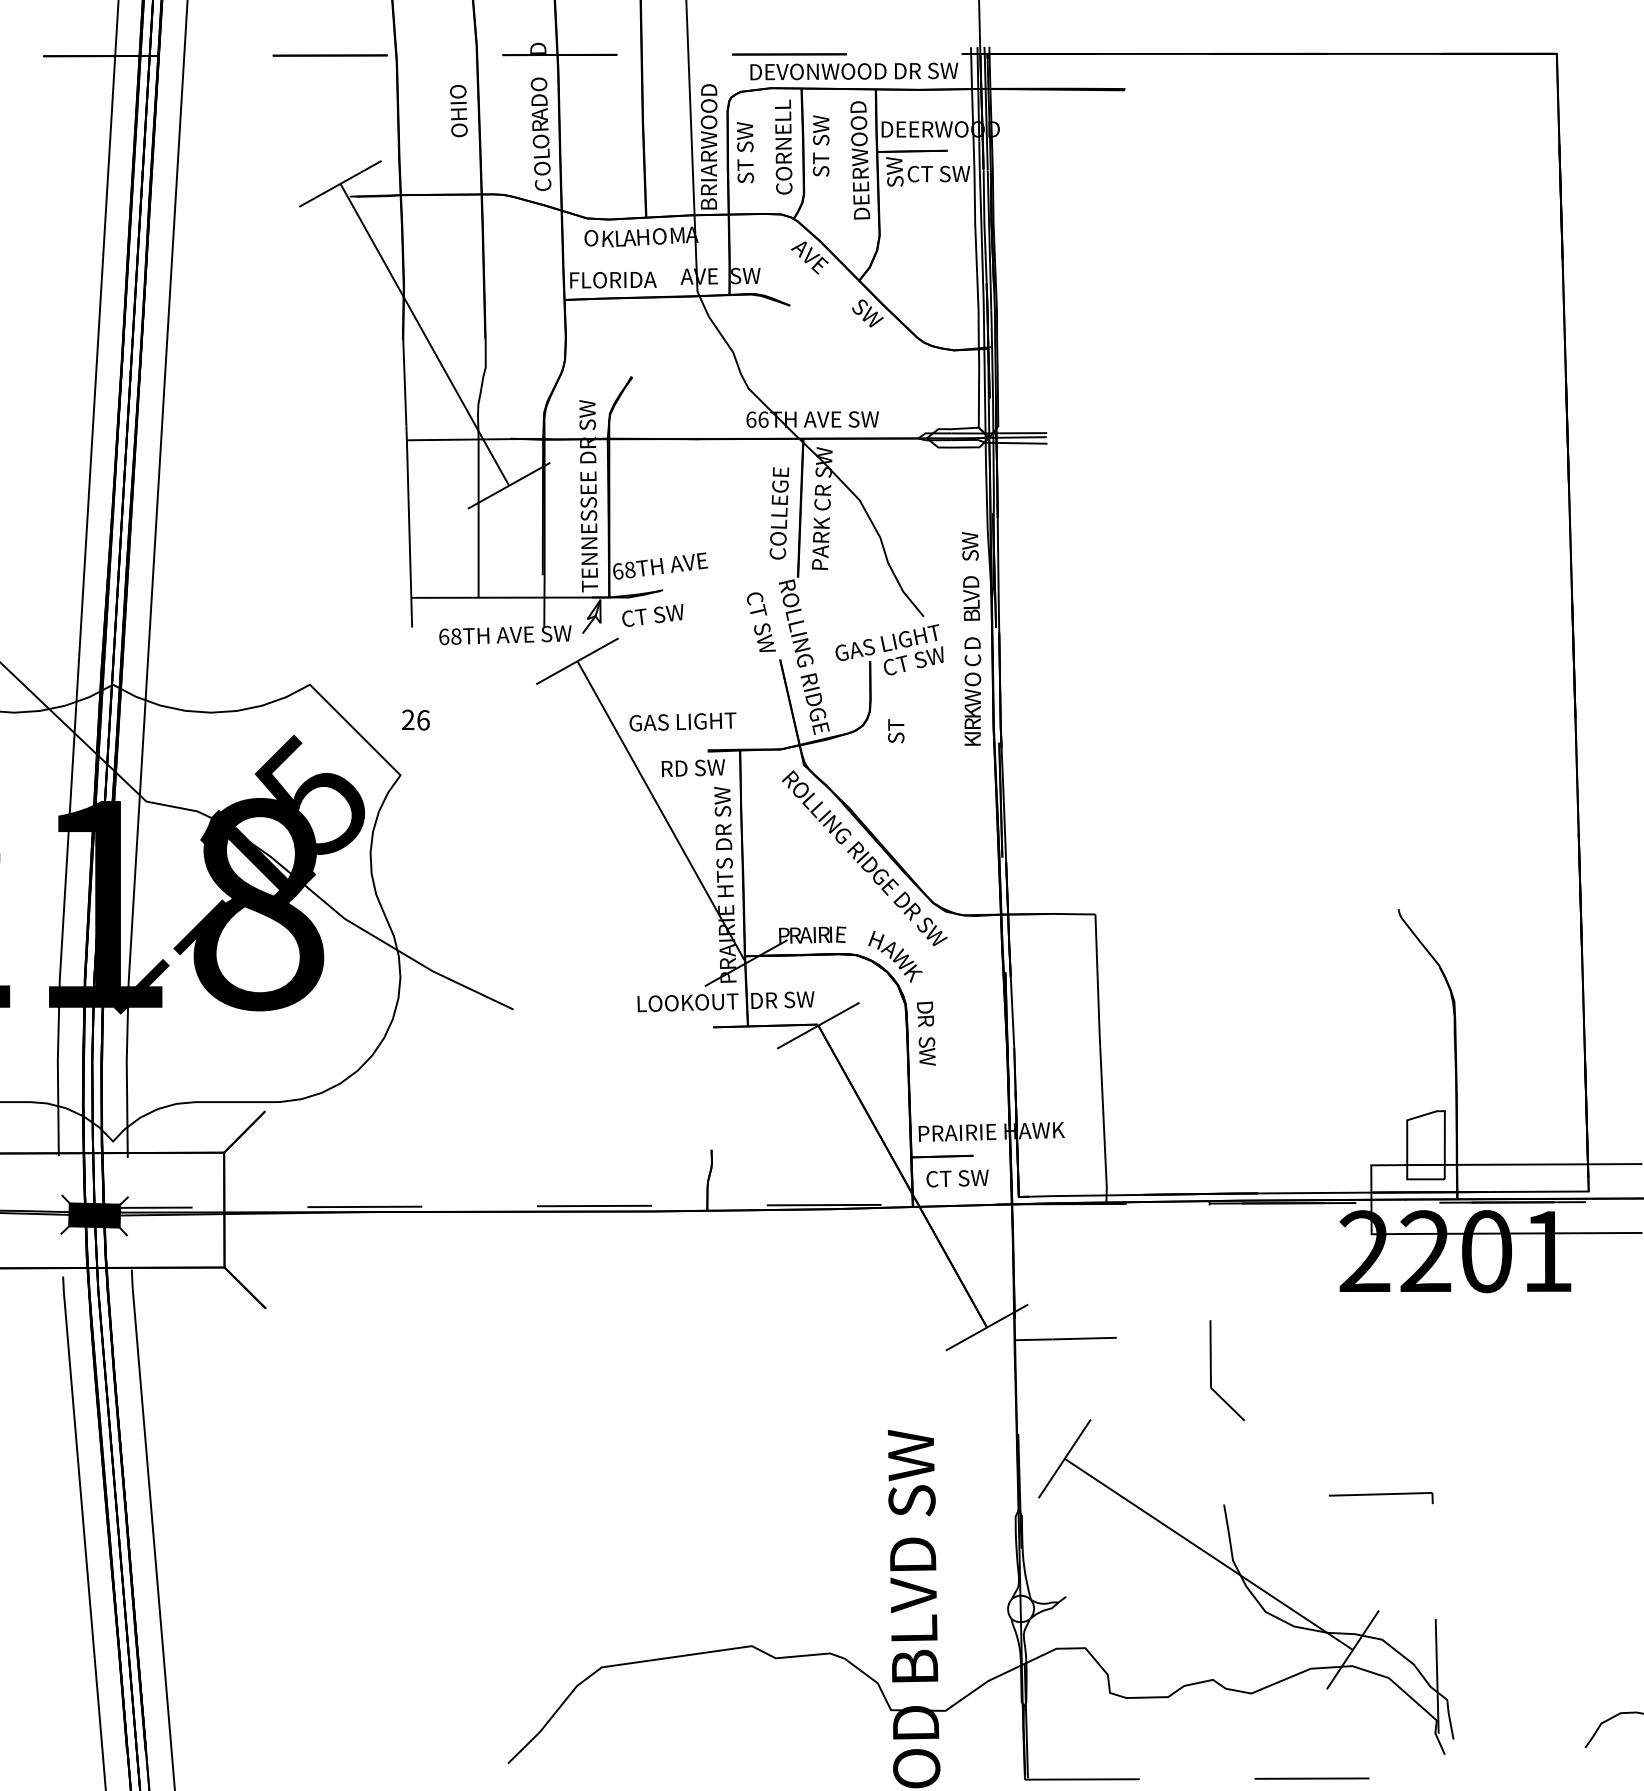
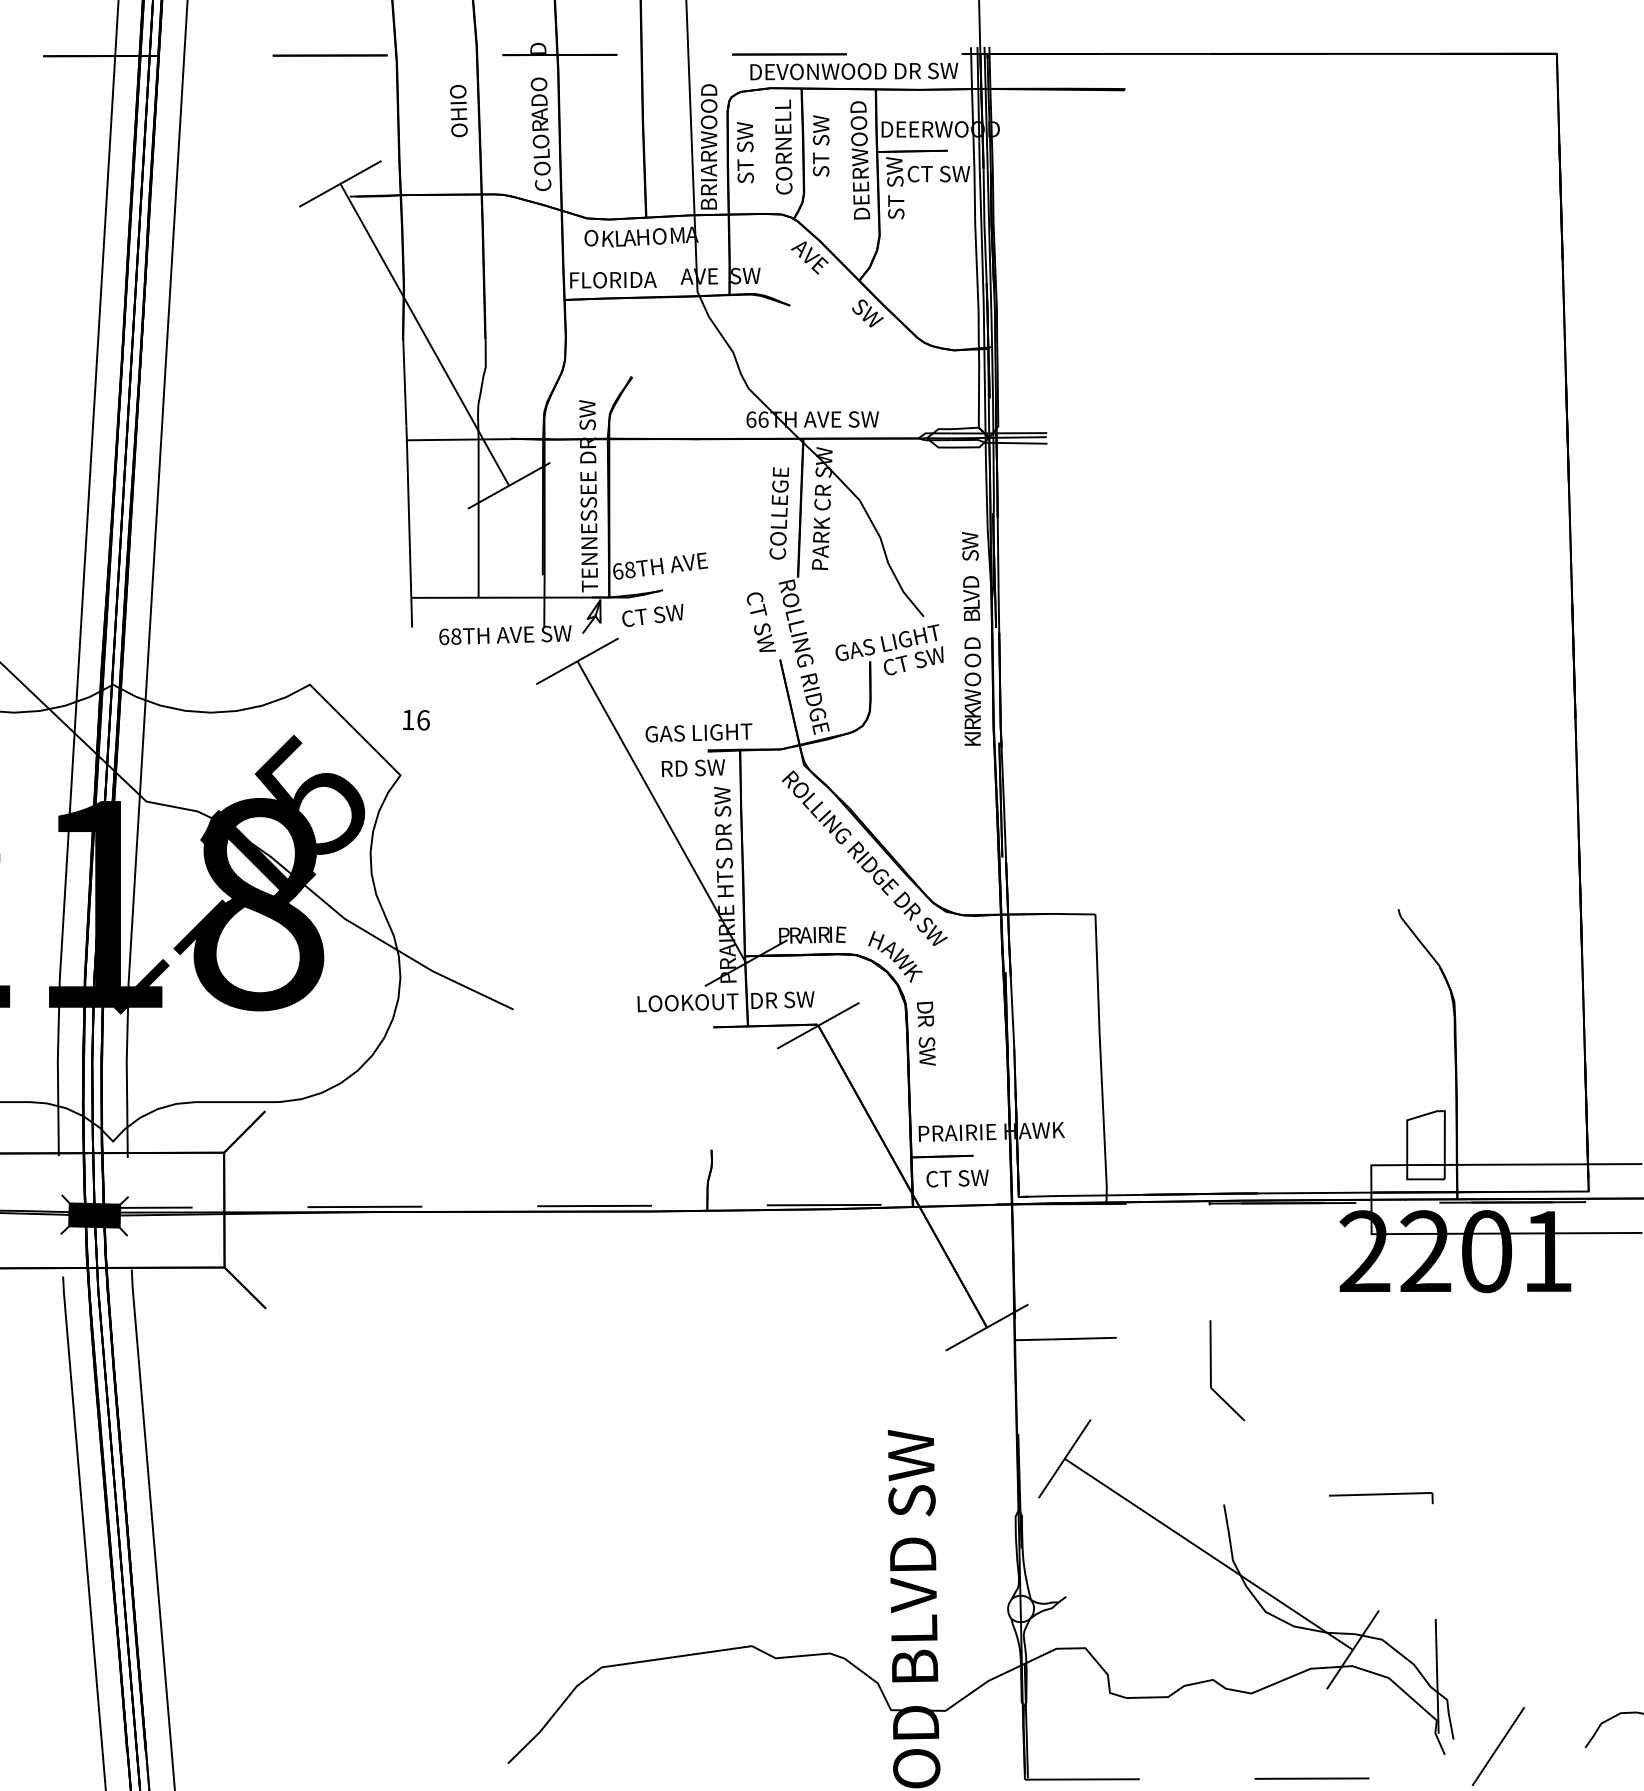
text: C -> O (972, 660)
text: 26 -> 16 (407, 719)
text position: (682, 721) -> (698, 732) (698, 732)
text position: (896, 731) -> (896, 207) (896, 207)
line: none -> present (1497, 1746)
